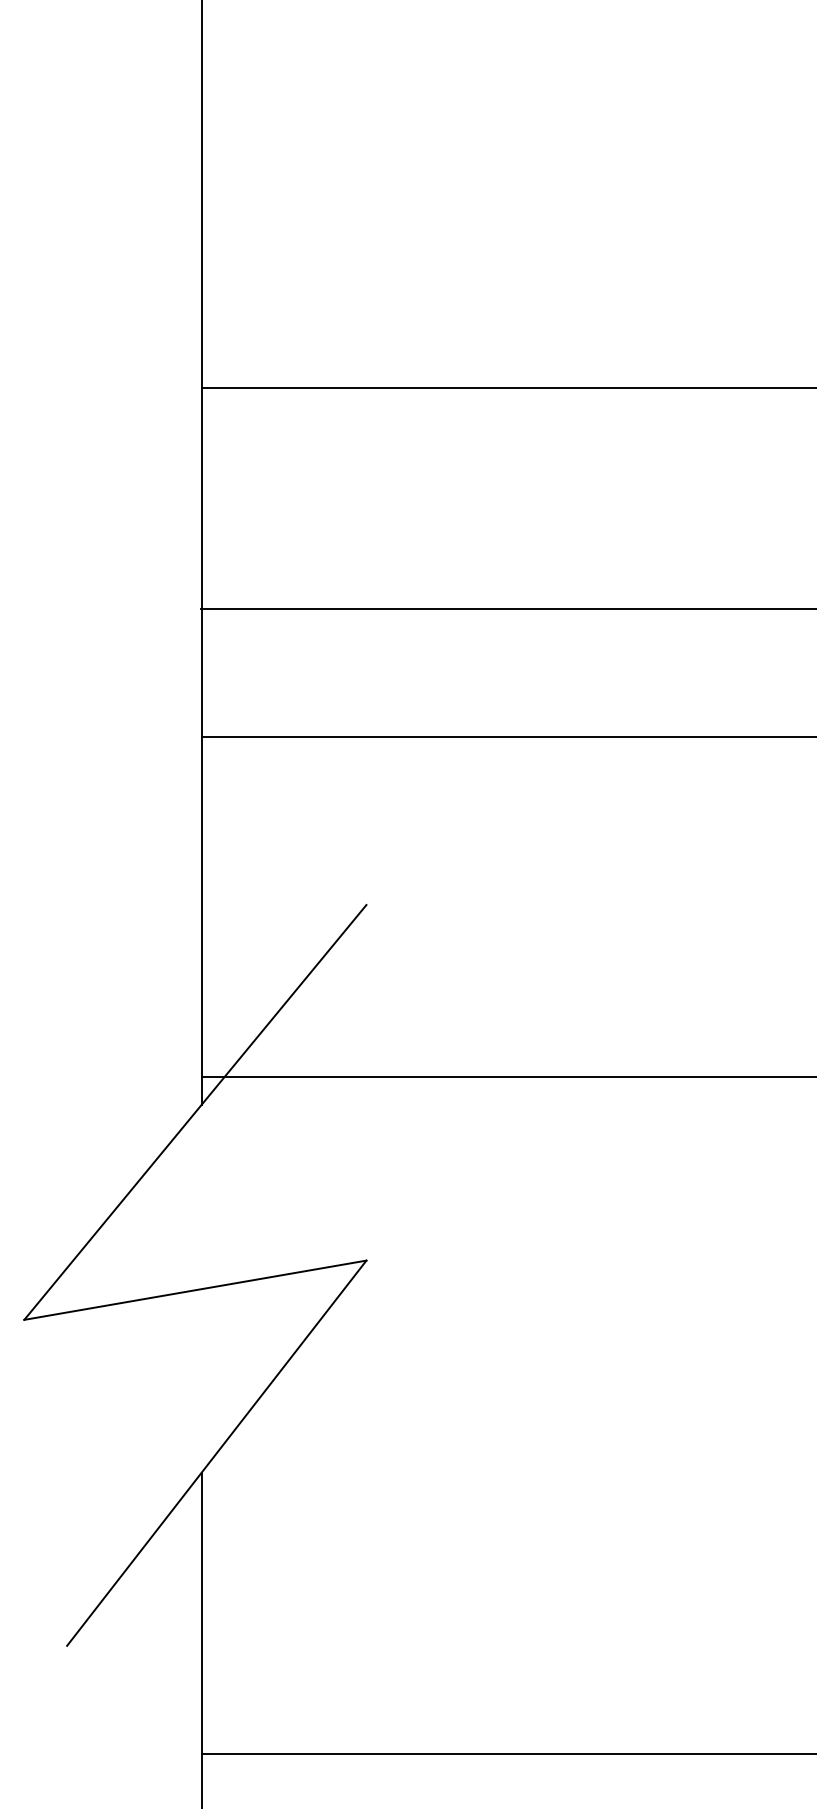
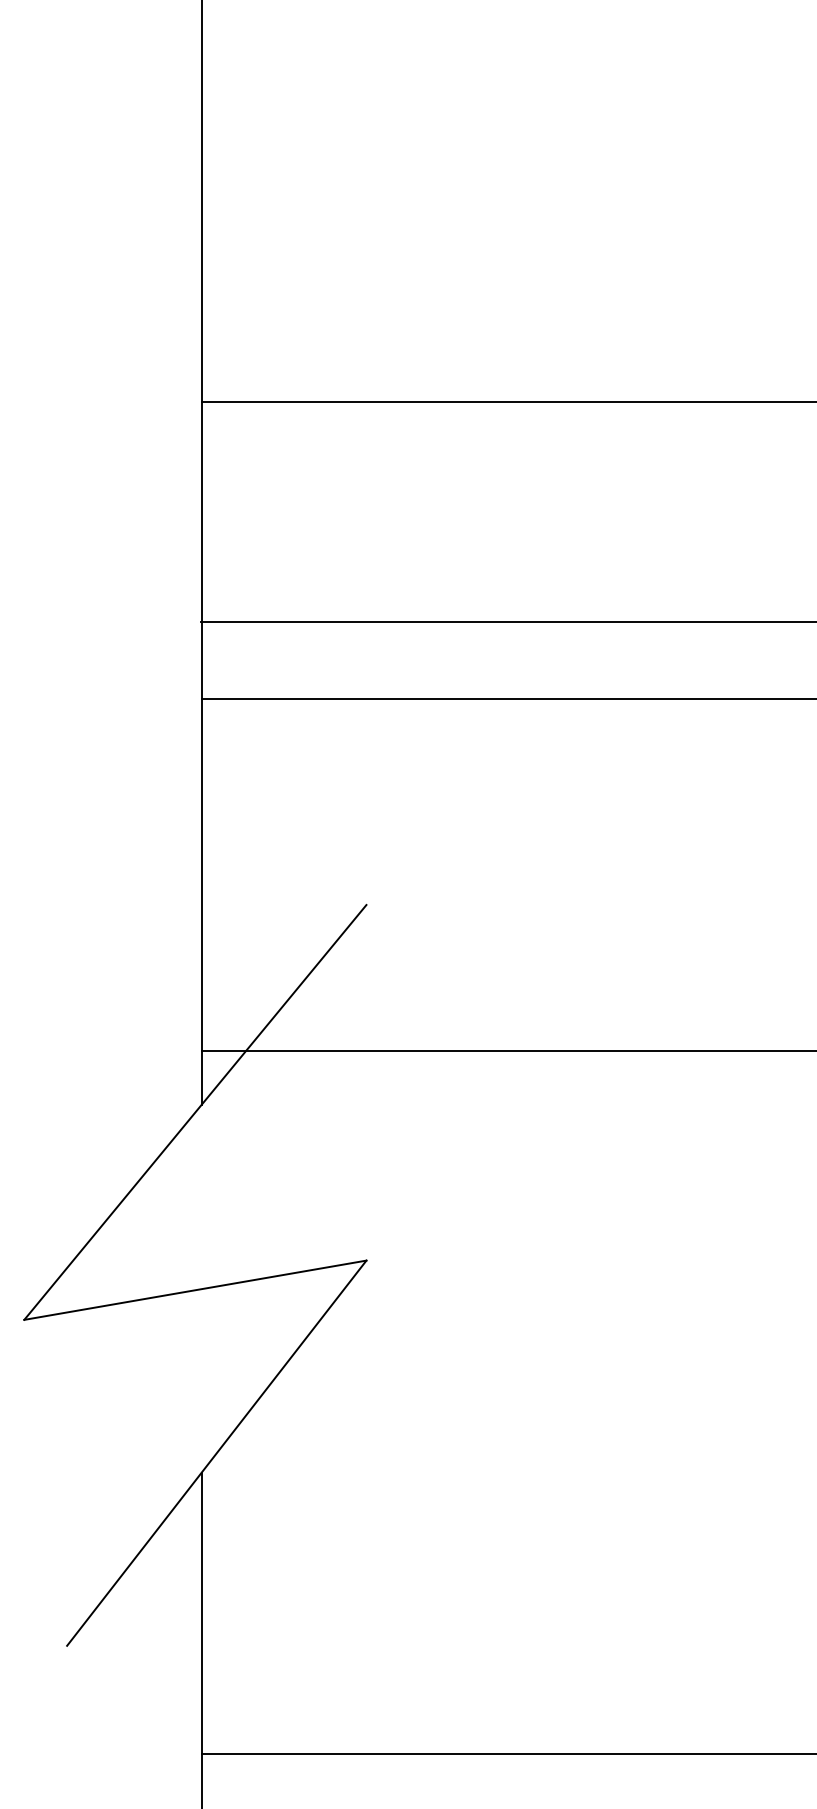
line position: (507, 387) -> (507, 401) (507, 401)
line position: (507, 609) -> (507, 622) (507, 622)
line position: (507, 737) -> (507, 699) (507, 699)
line position: (507, 1077) -> (507, 1051) (507, 1051)
